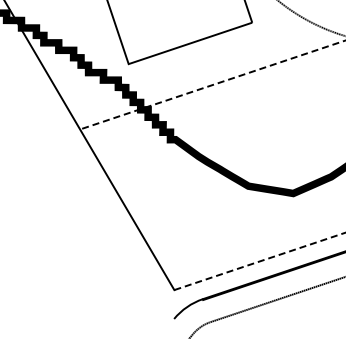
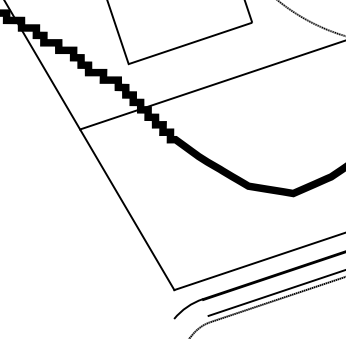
line: dashed -> solid (212, 85)
line: dashed -> solid (259, 261)
line: none -> present (275, 293)
